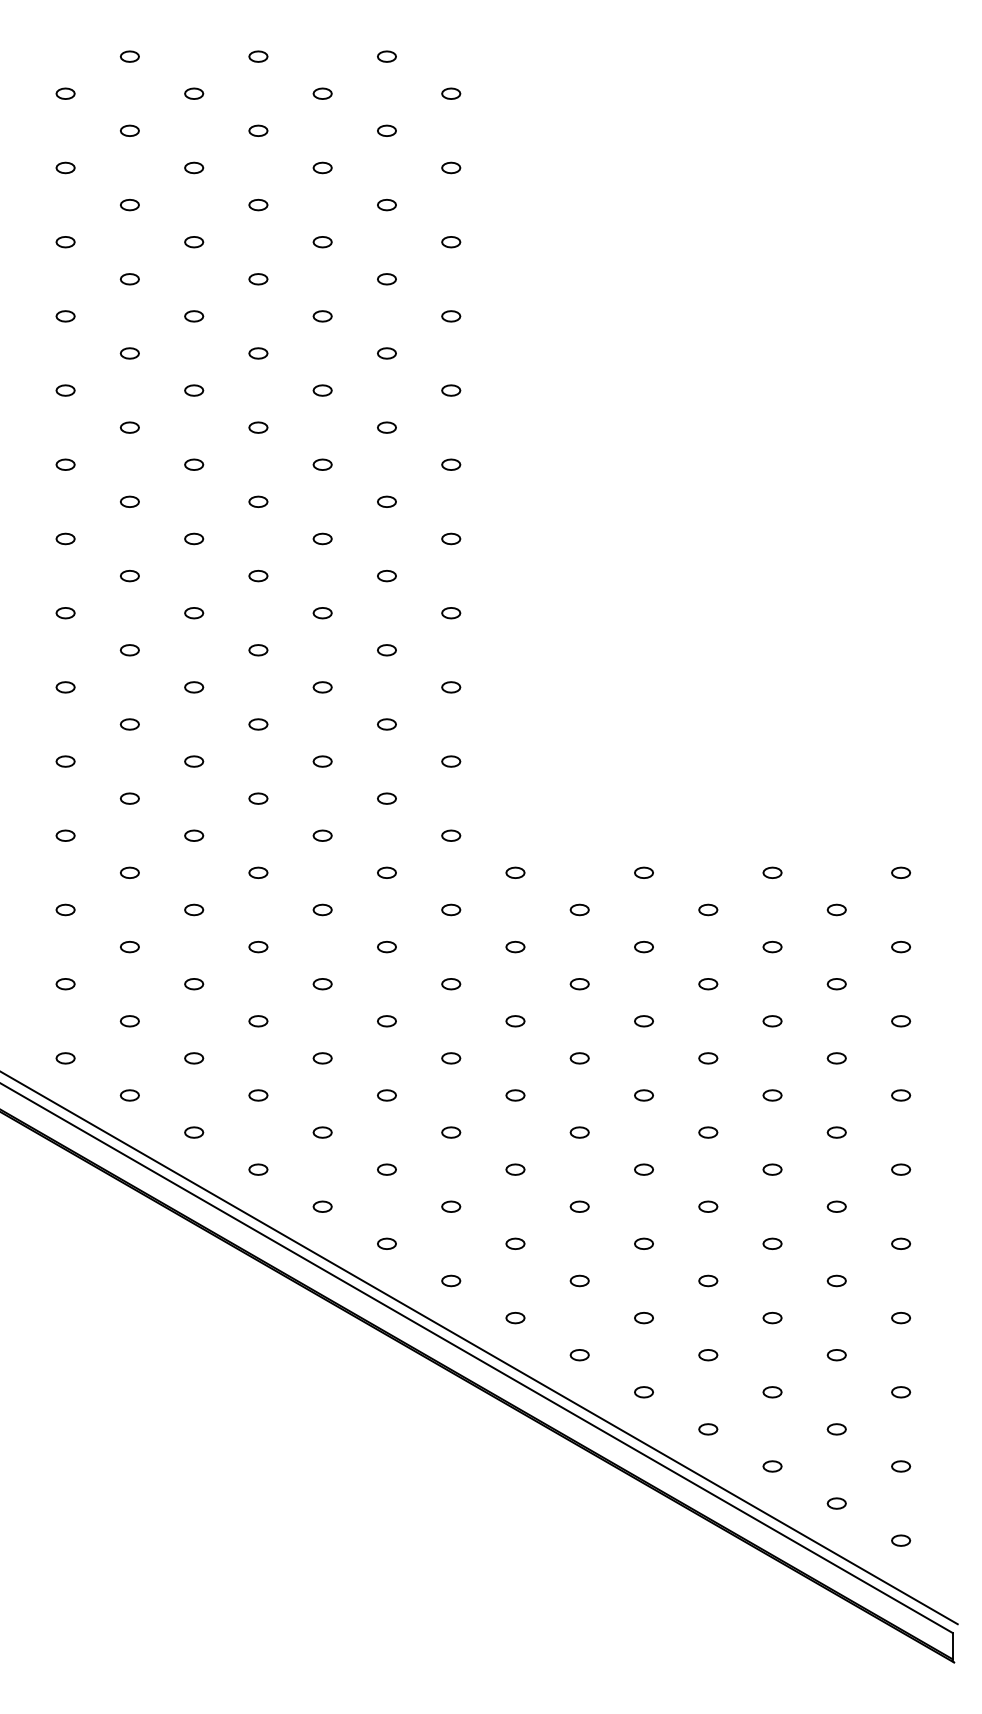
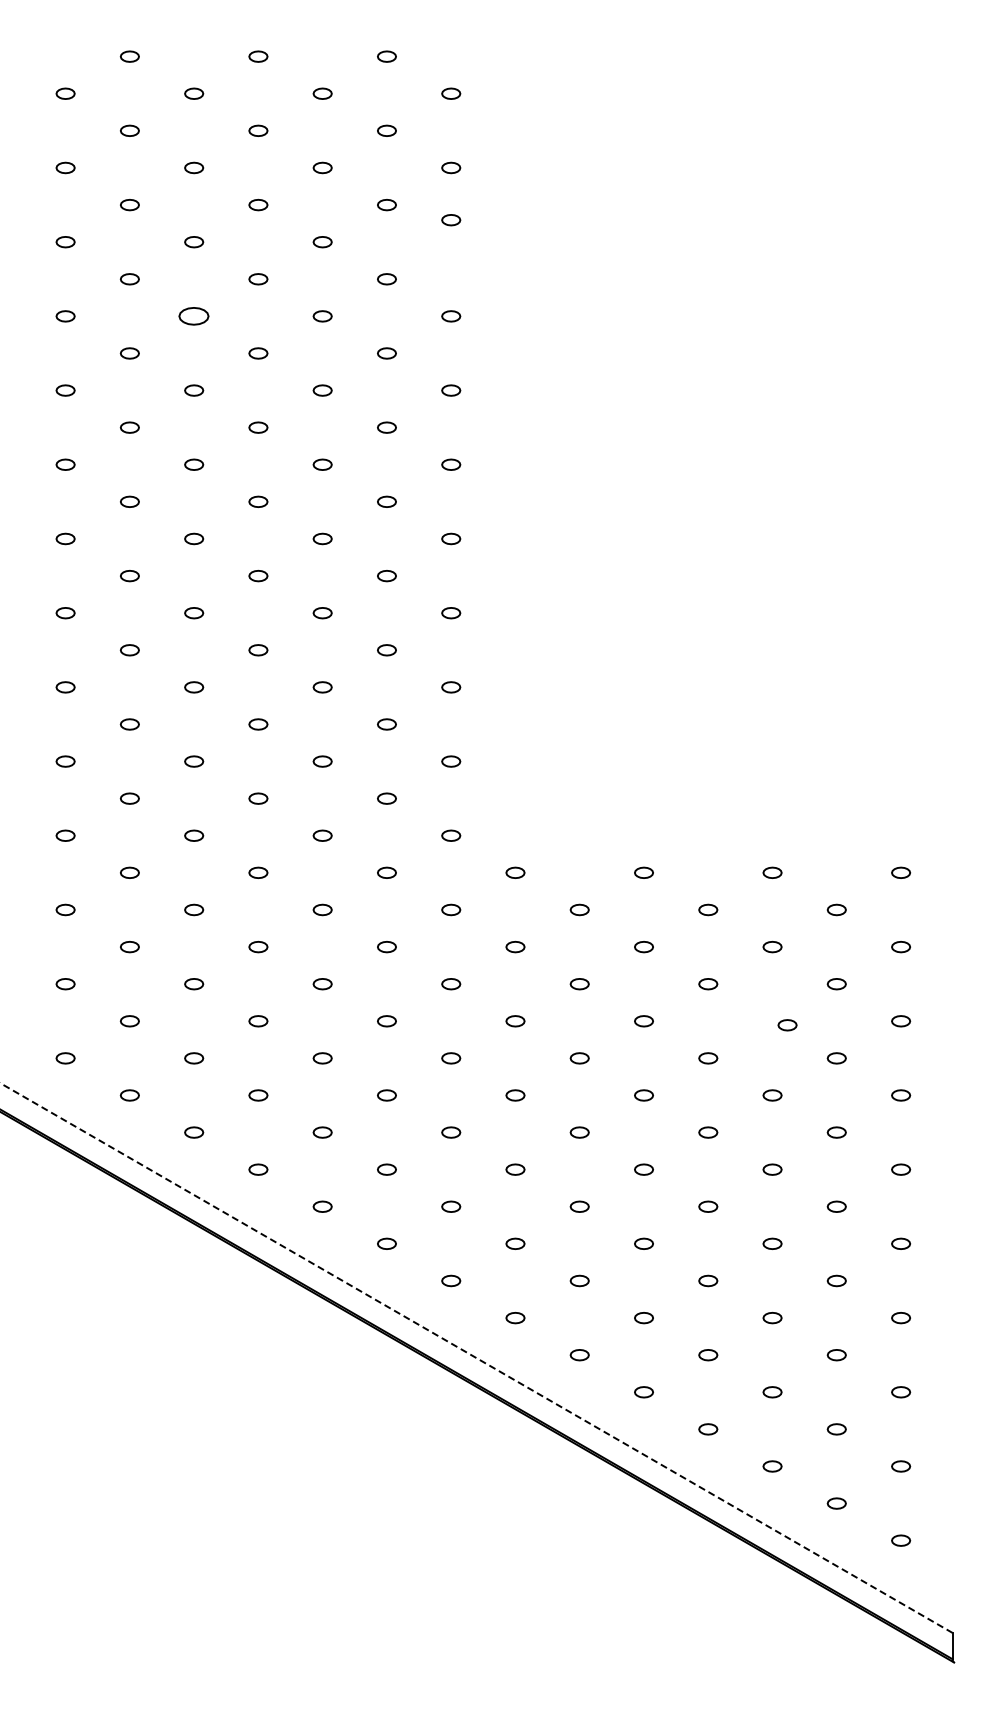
part position: (451, 242) -> (451, 220) (451, 220)
part size: 21x13 px -> 32x19 px (193, 316)
part position: (772, 1021) -> (787, 1025) (787, 1025)
line: present -> none (479, 1348)
line: solid -> dashed (476, 1358)
